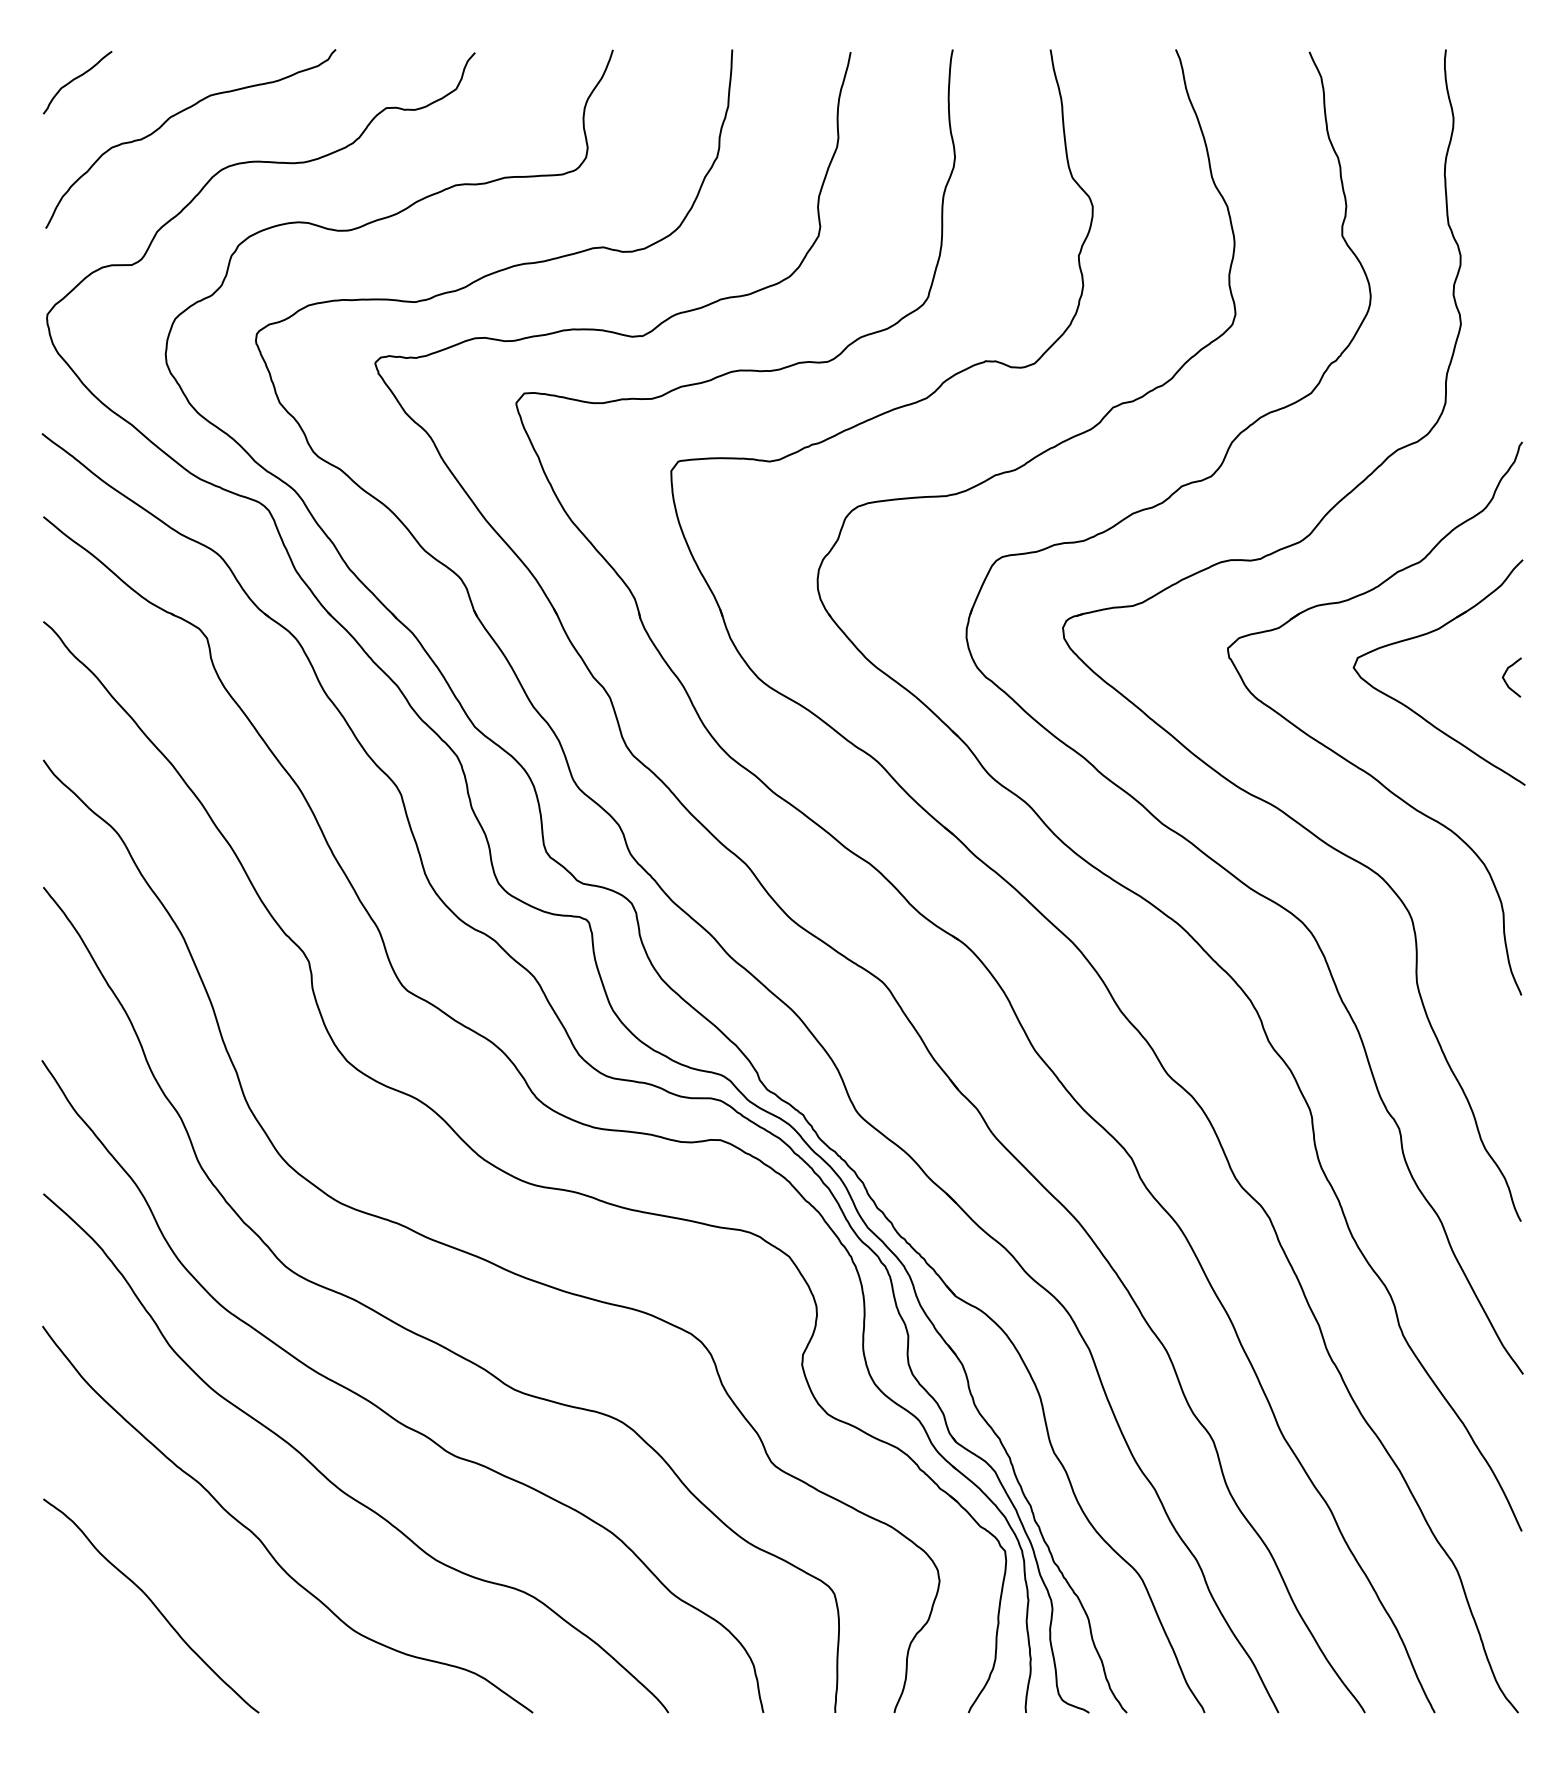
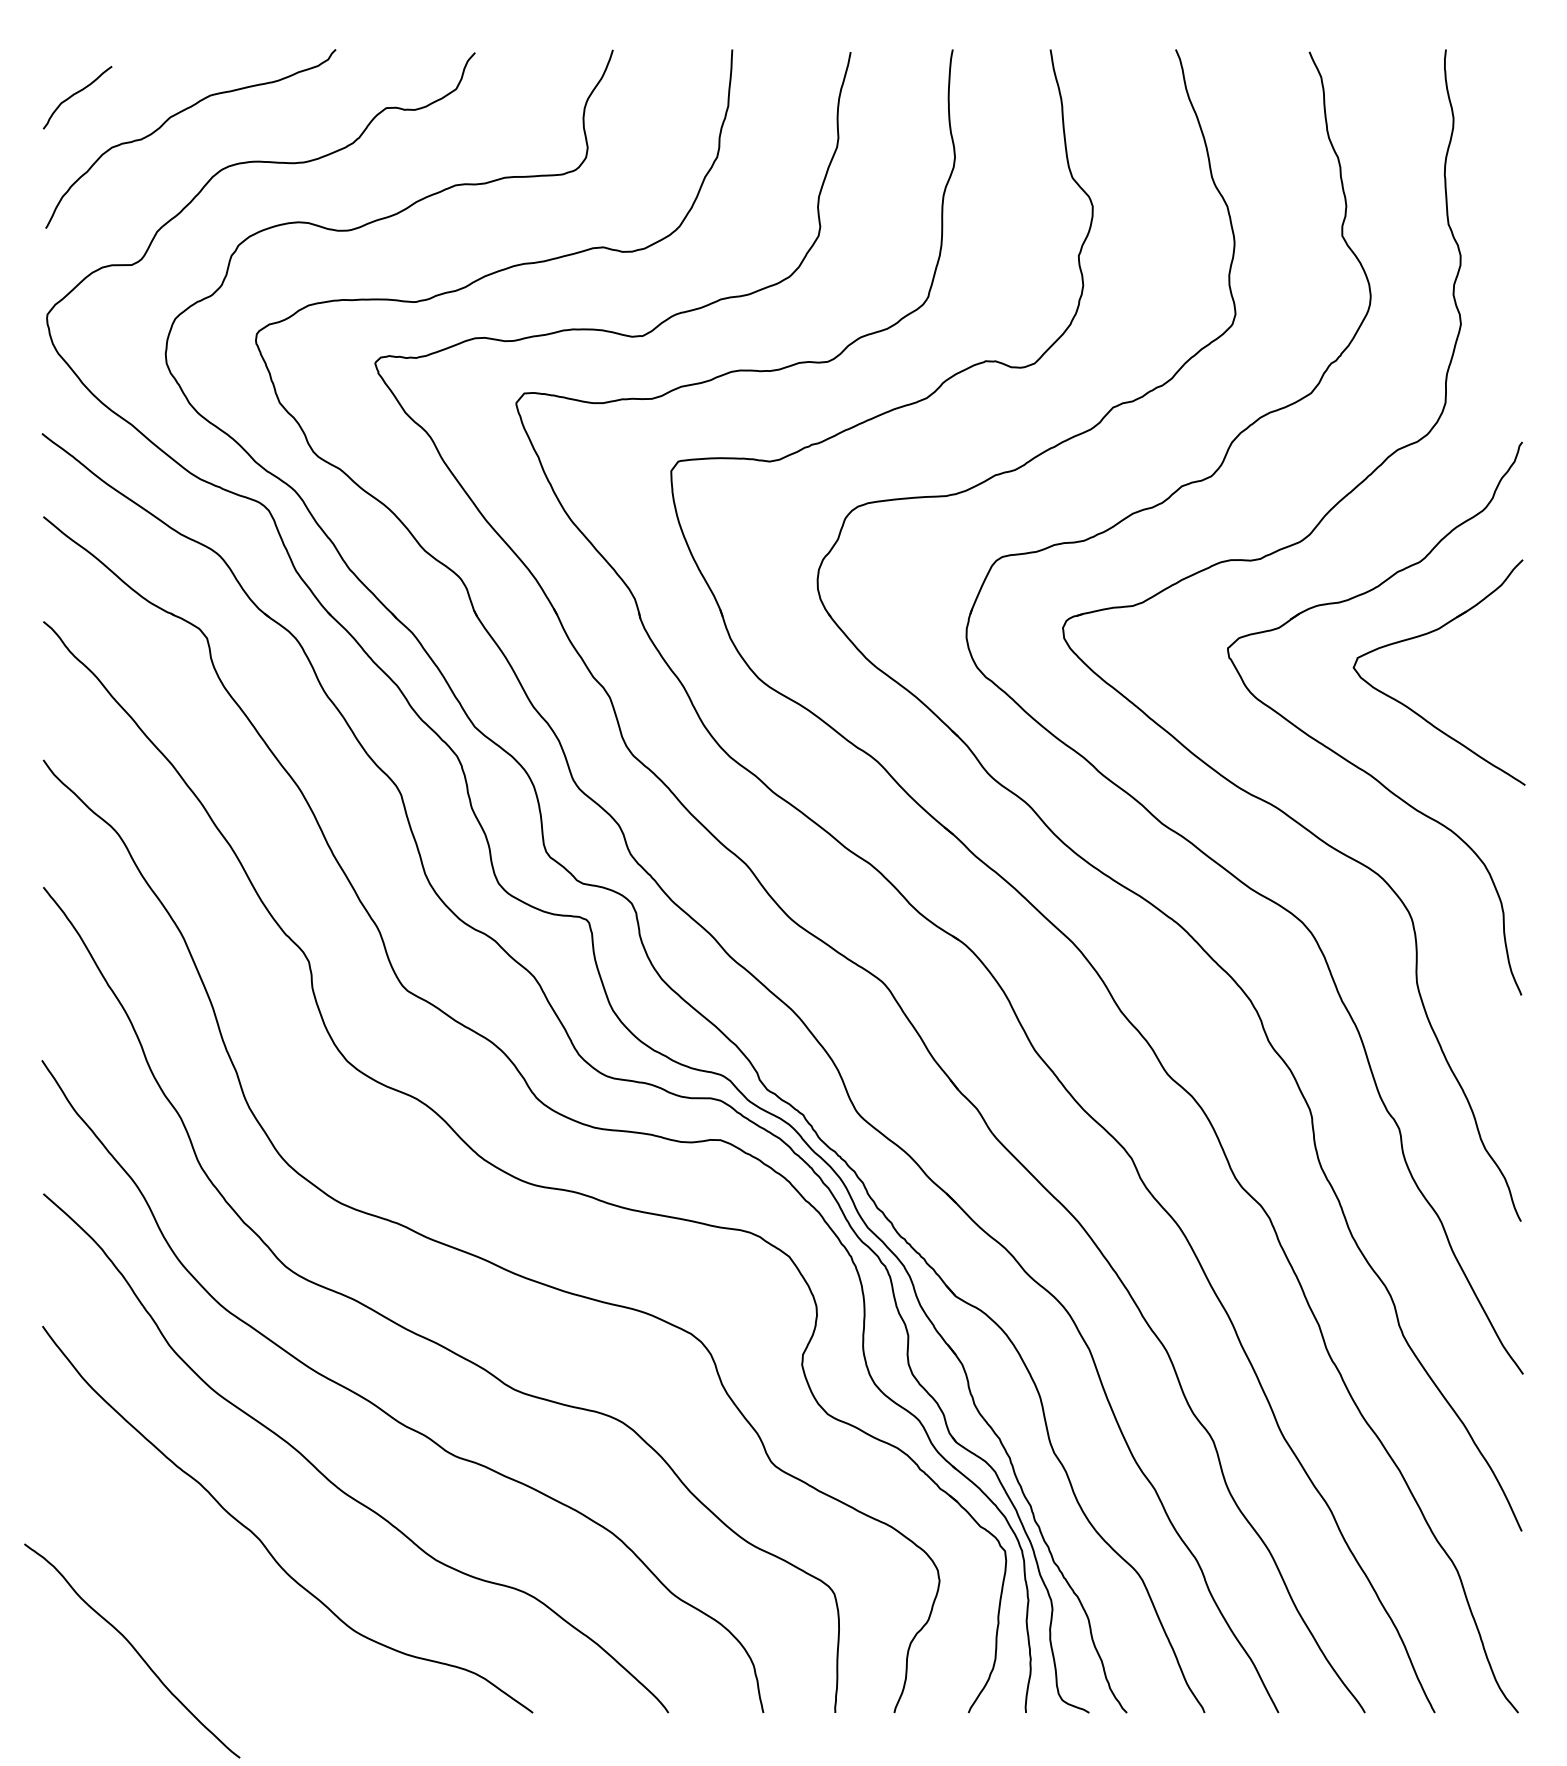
curve position: (76, 79) -> (76, 94) (76, 94)
curve: present -> none (1505, 679)
curve position: (152, 1604) -> (133, 1649) (133, 1649)
